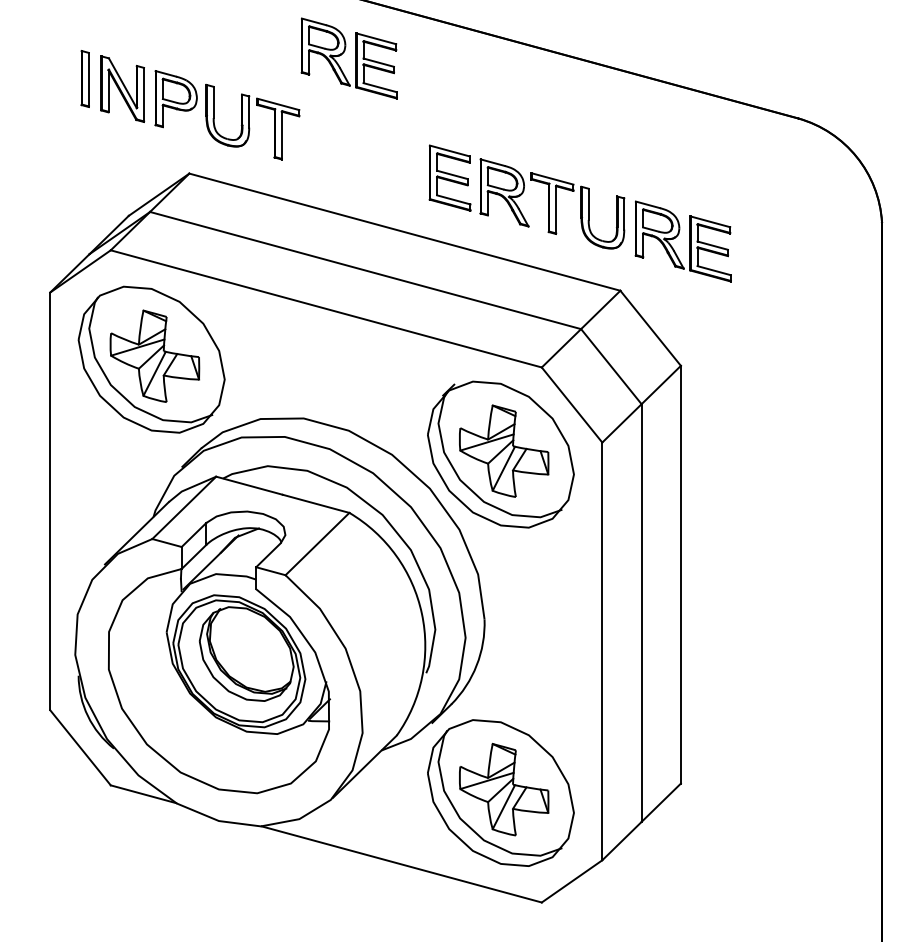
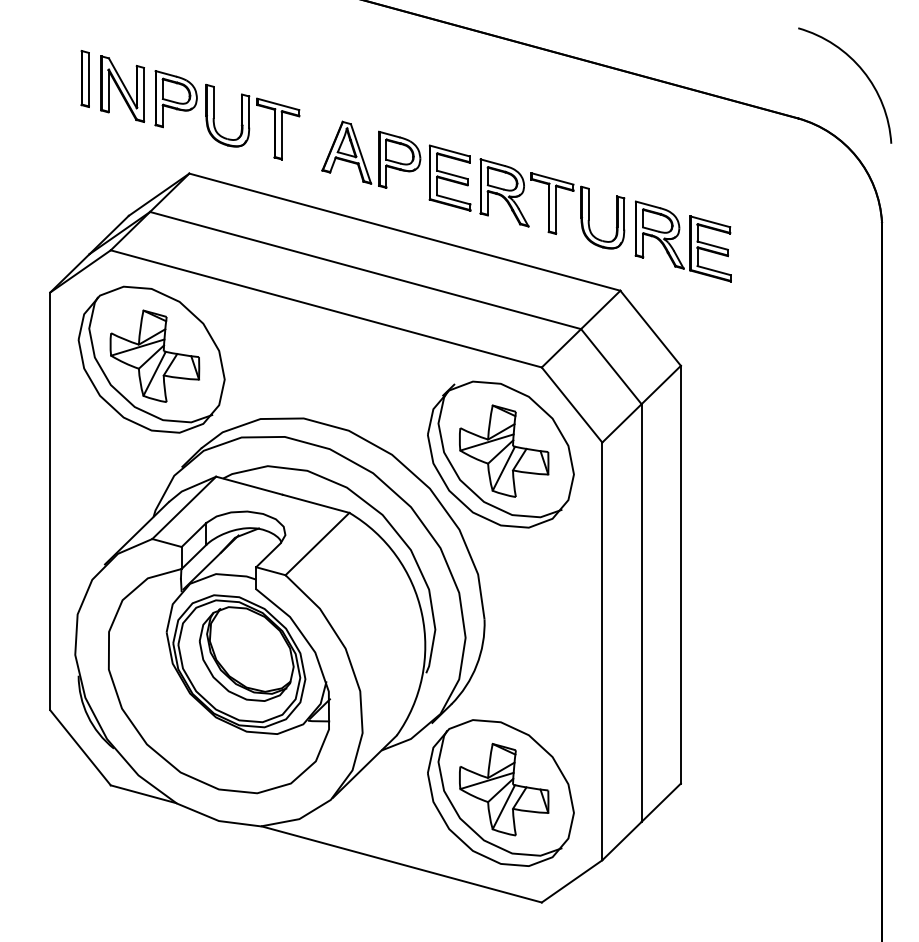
part: present -> none (355, 58)
arc: none -> present (863, 73)
part: none -> present (378, 154)
